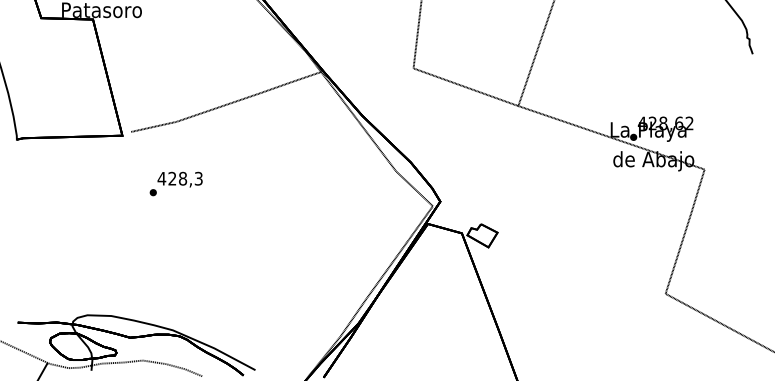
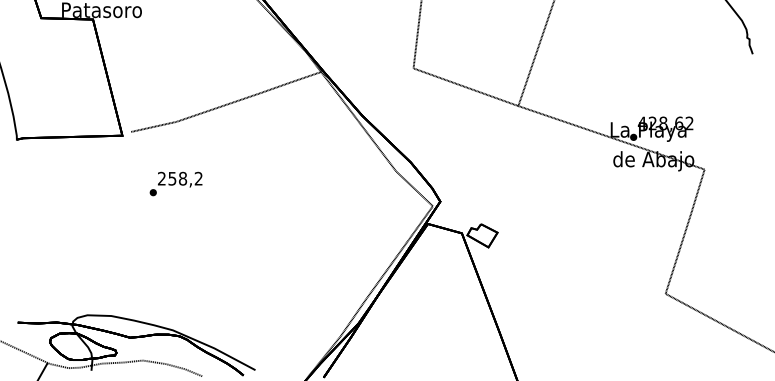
text: 428,3 -> 258,2 (179, 178)
